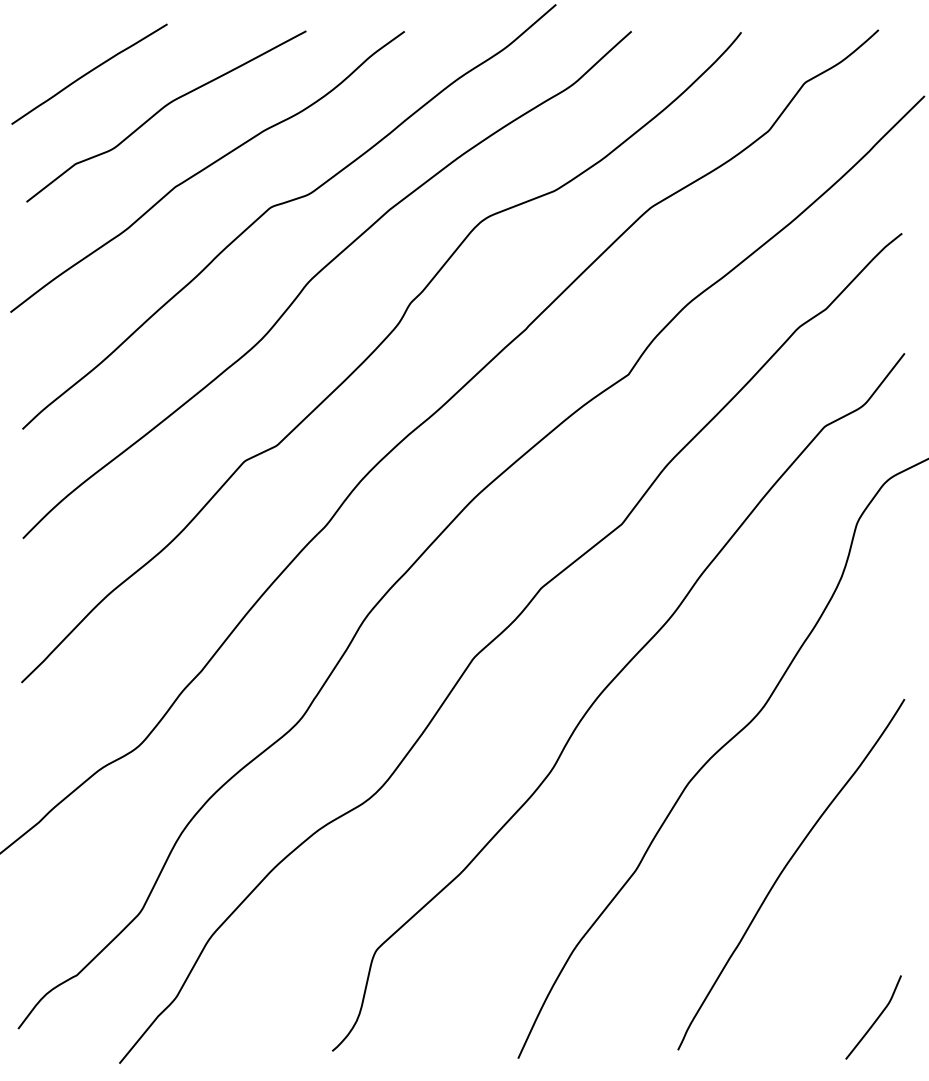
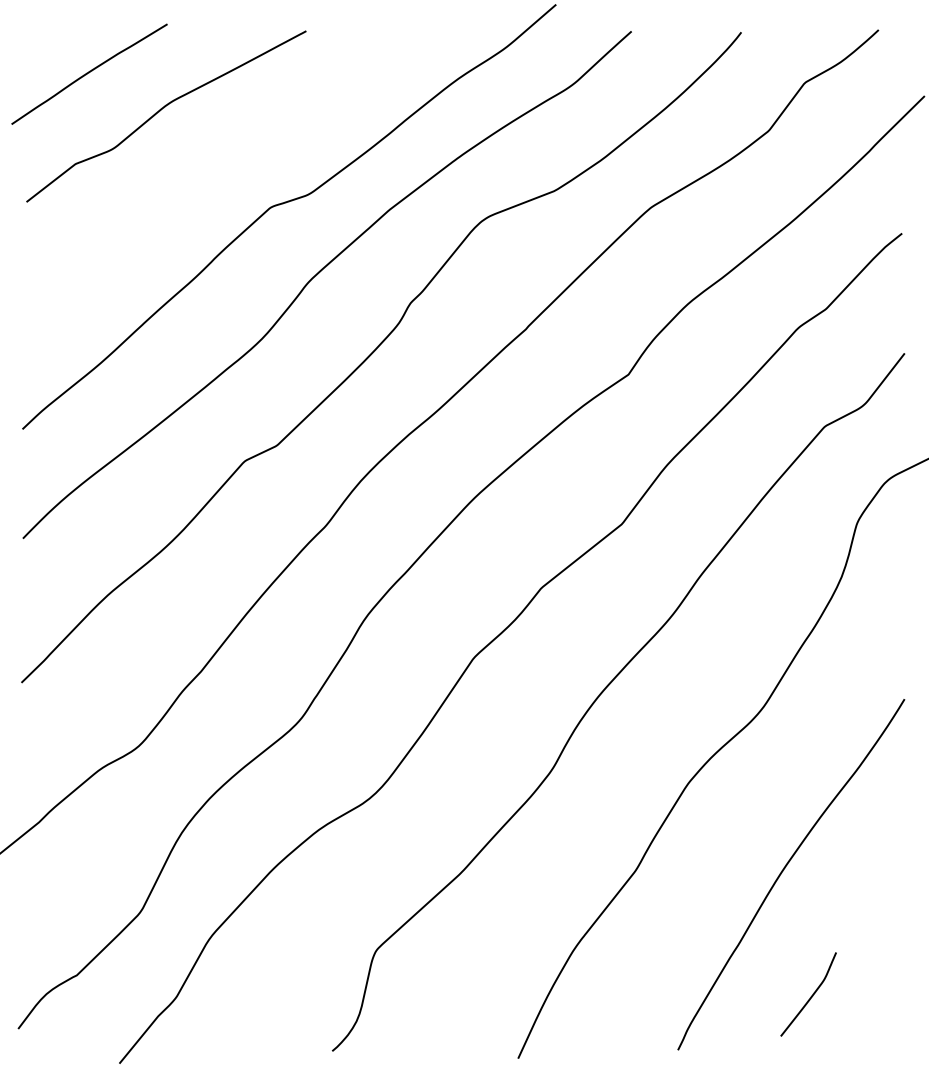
curve: present -> none (205, 169)
curve position: (875, 1019) -> (810, 996) (810, 996)
